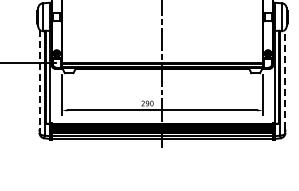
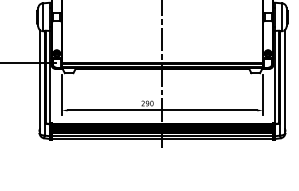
line: dashed -> solid (39, 79)
line: dashed -> solid (285, 79)
